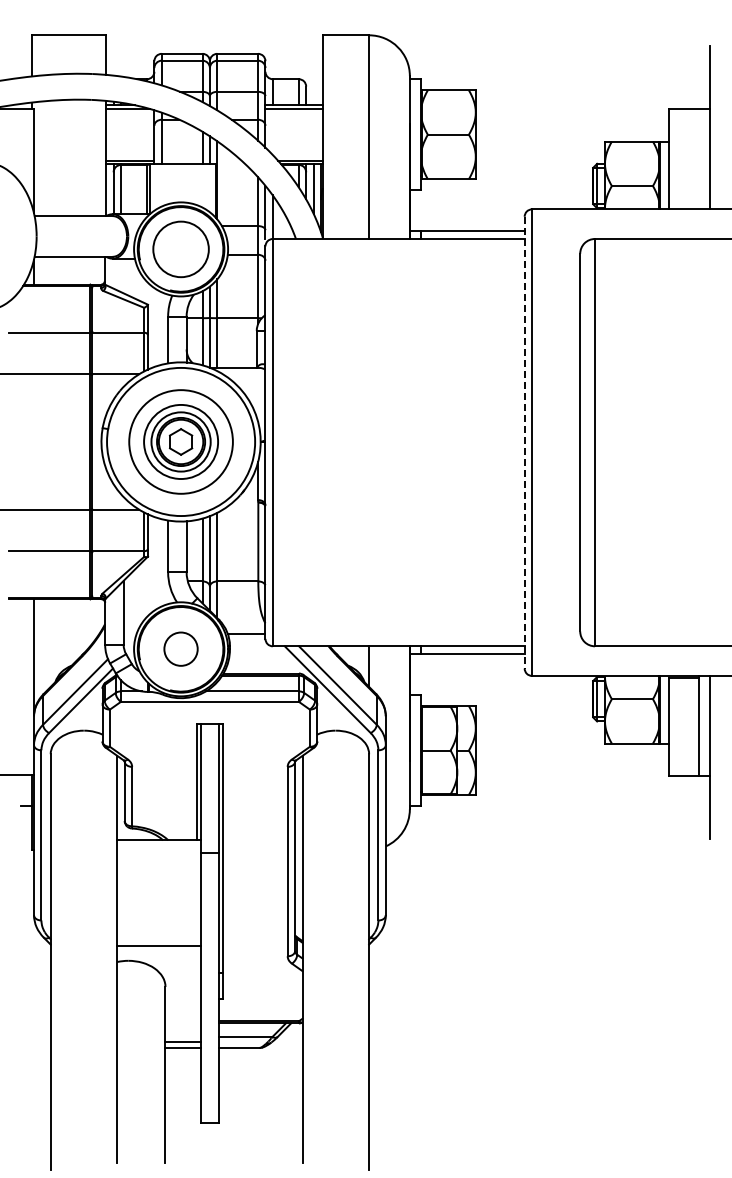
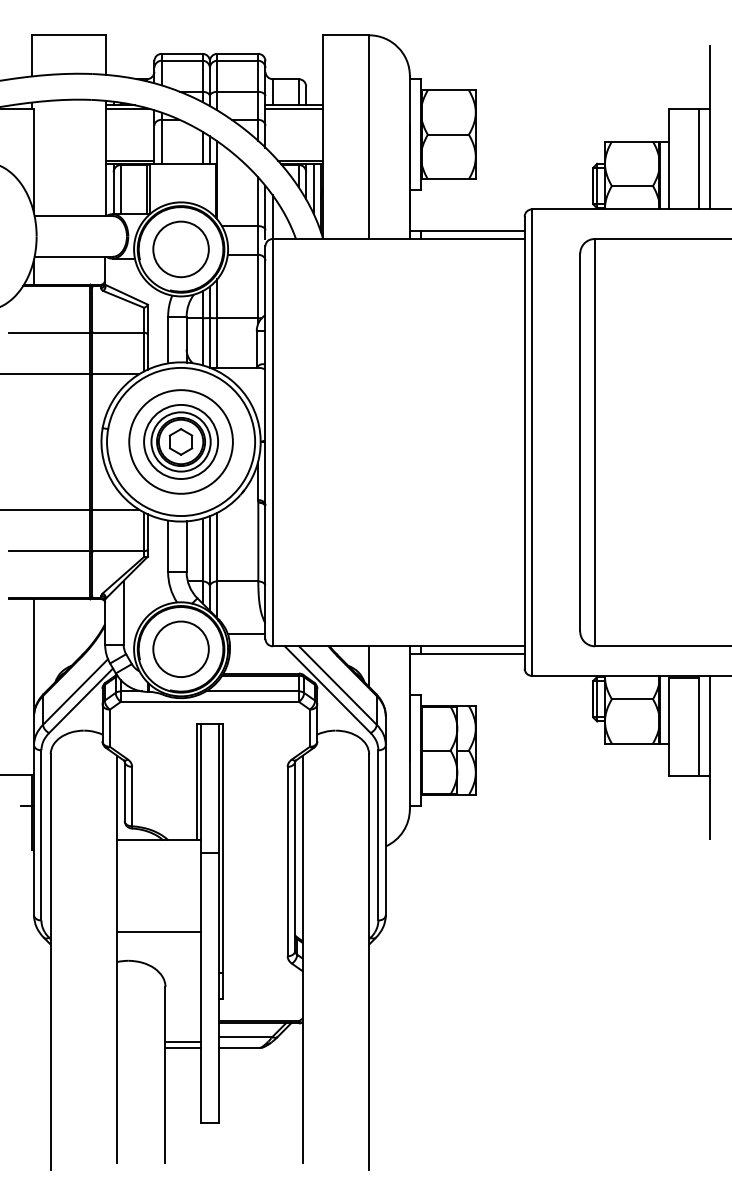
line: none -> present (698, 159)
line: dashed -> solid (524, 442)
circle size: 36x36 px -> 58x58 px (180, 648)
line position: (158, 946) -> (158, 932) (158, 932)
